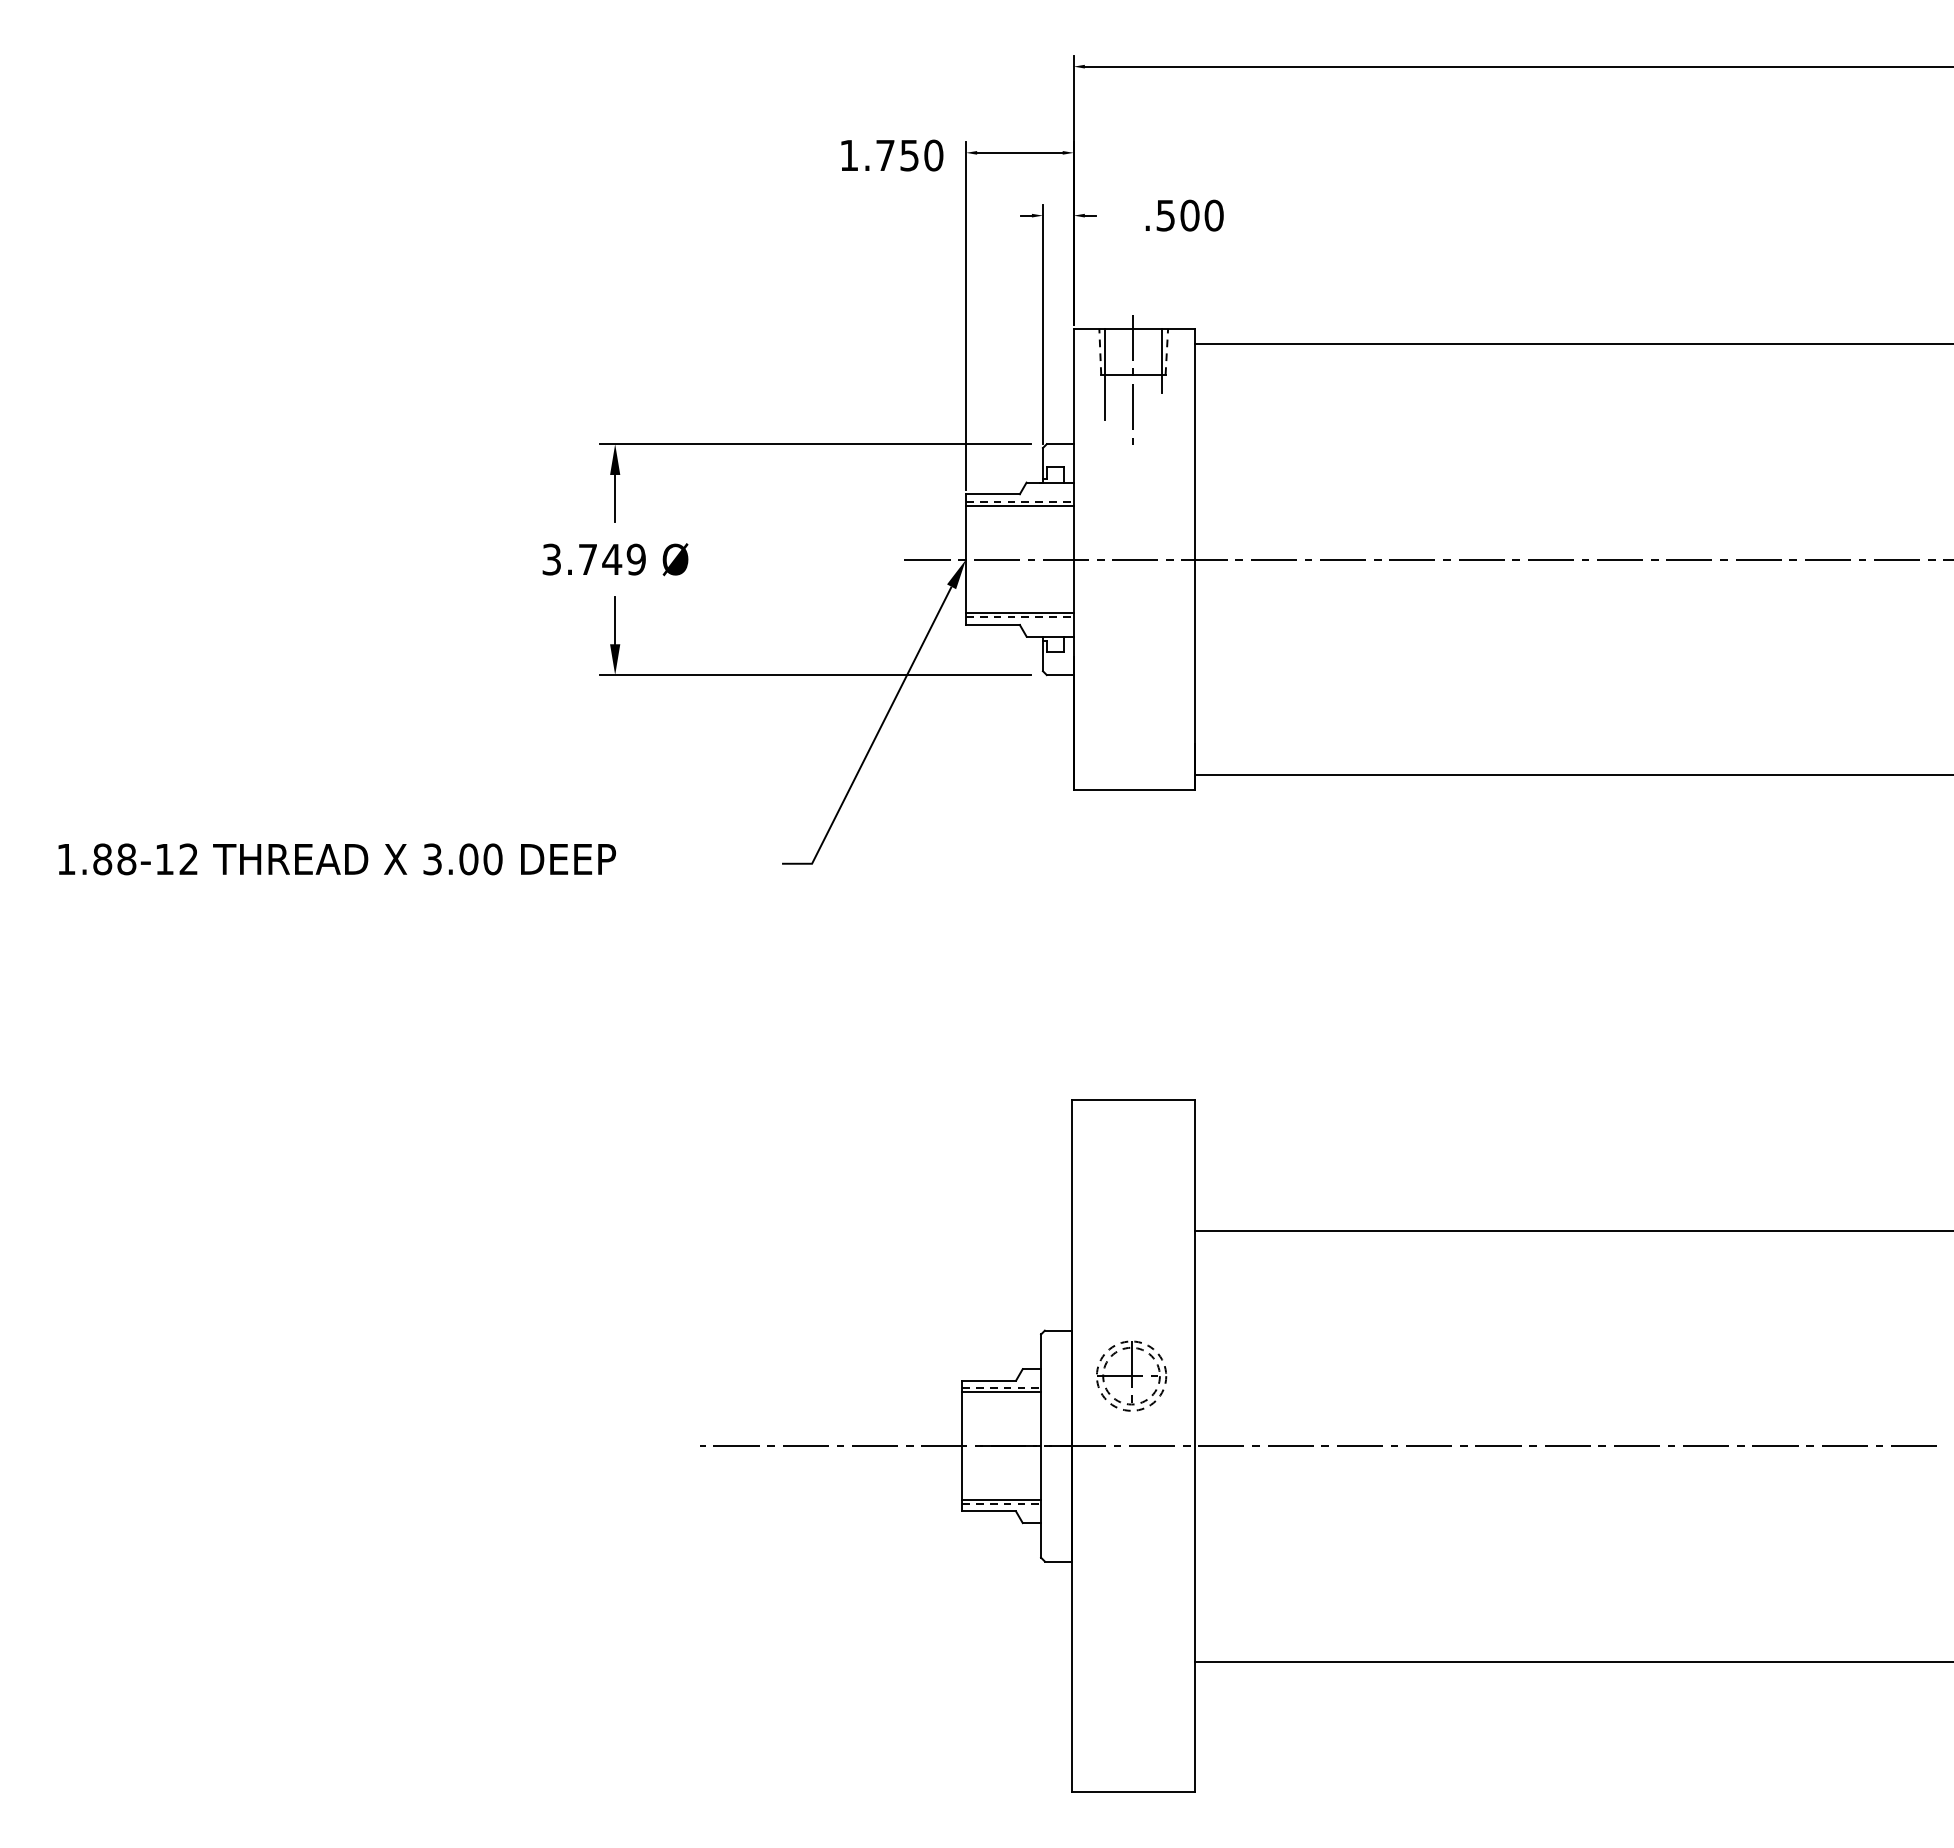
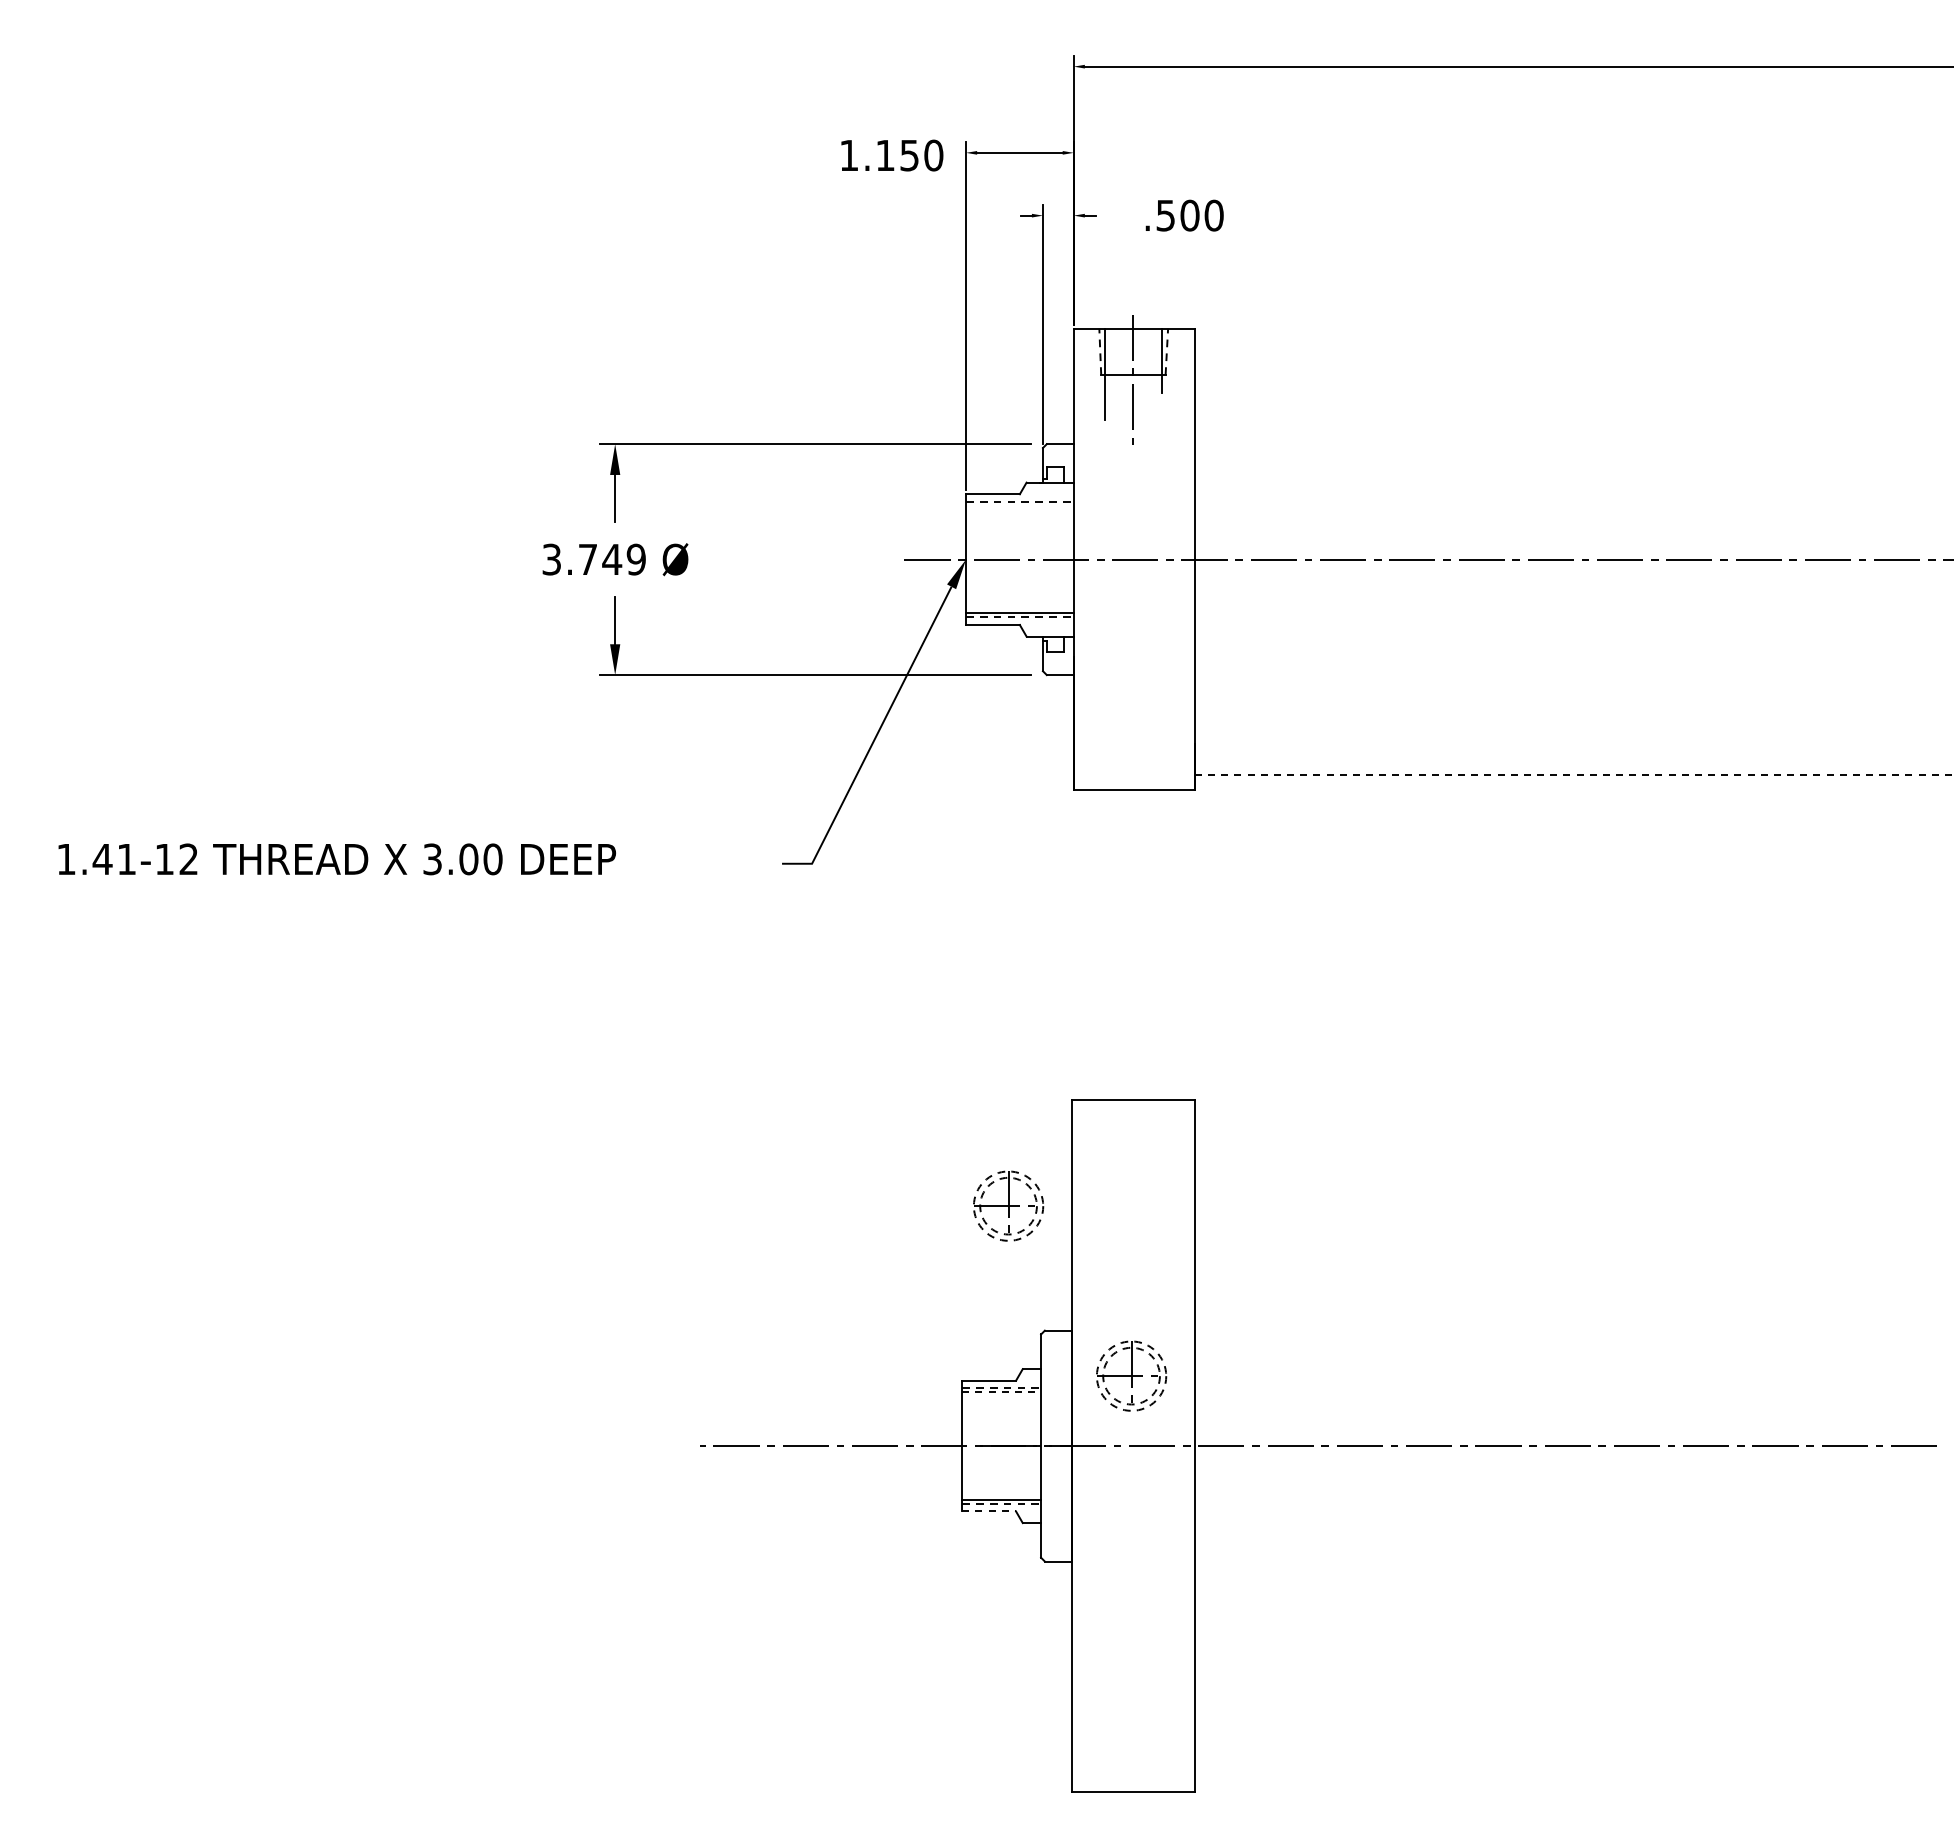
text: 1.750 -> 1.150 (885, 155)
line: present -> none (1572, 344)
line: present -> none (1019, 505)
line: solid -> dashed (1574, 775)
text: 1.88-12 -> 1.41-12 (114, 859)
part: none -> present (1008, 1205)
line: present -> none (1572, 1230)
line: solid -> dashed (1002, 1392)
line: solid -> dashed (989, 1511)
line: present -> none (1572, 1661)
